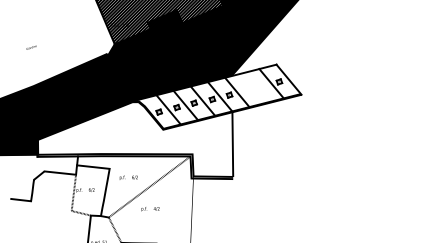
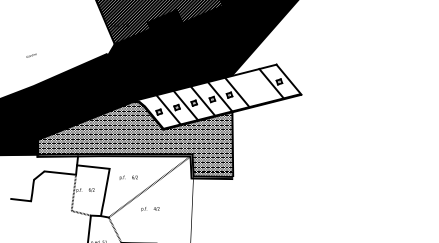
text position: (31, 47) -> (31, 55) (31, 55)
hatch: none -> present (135, 139)
